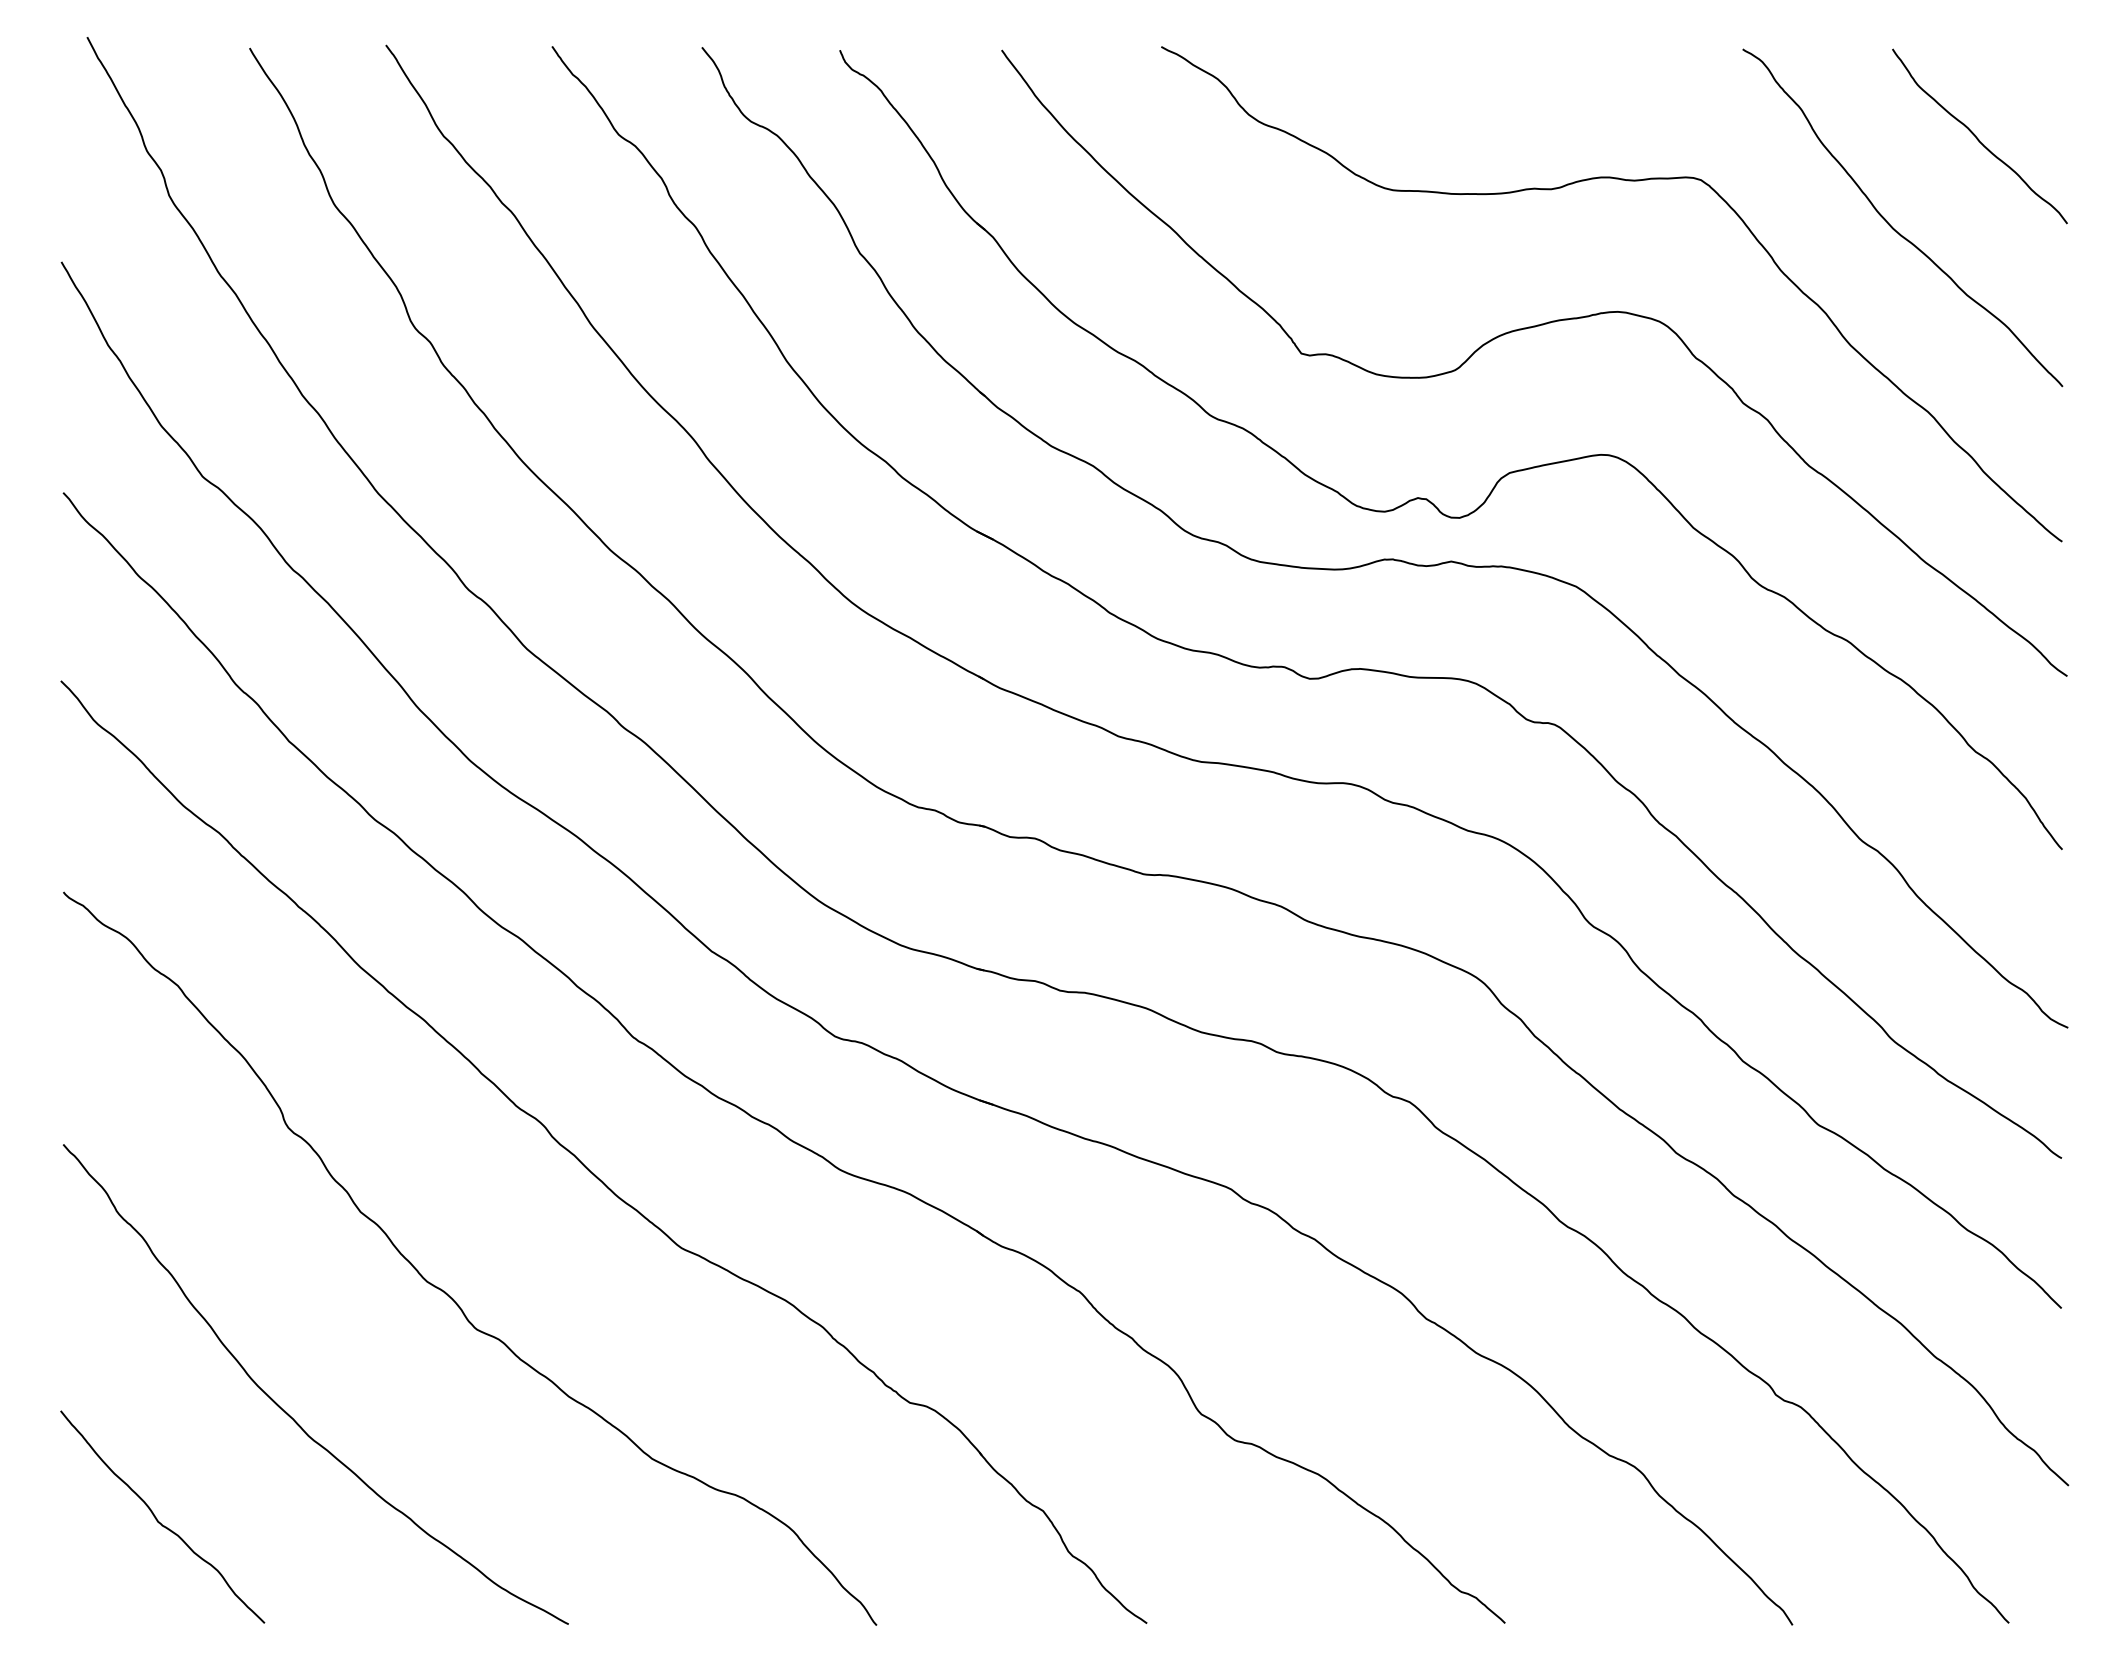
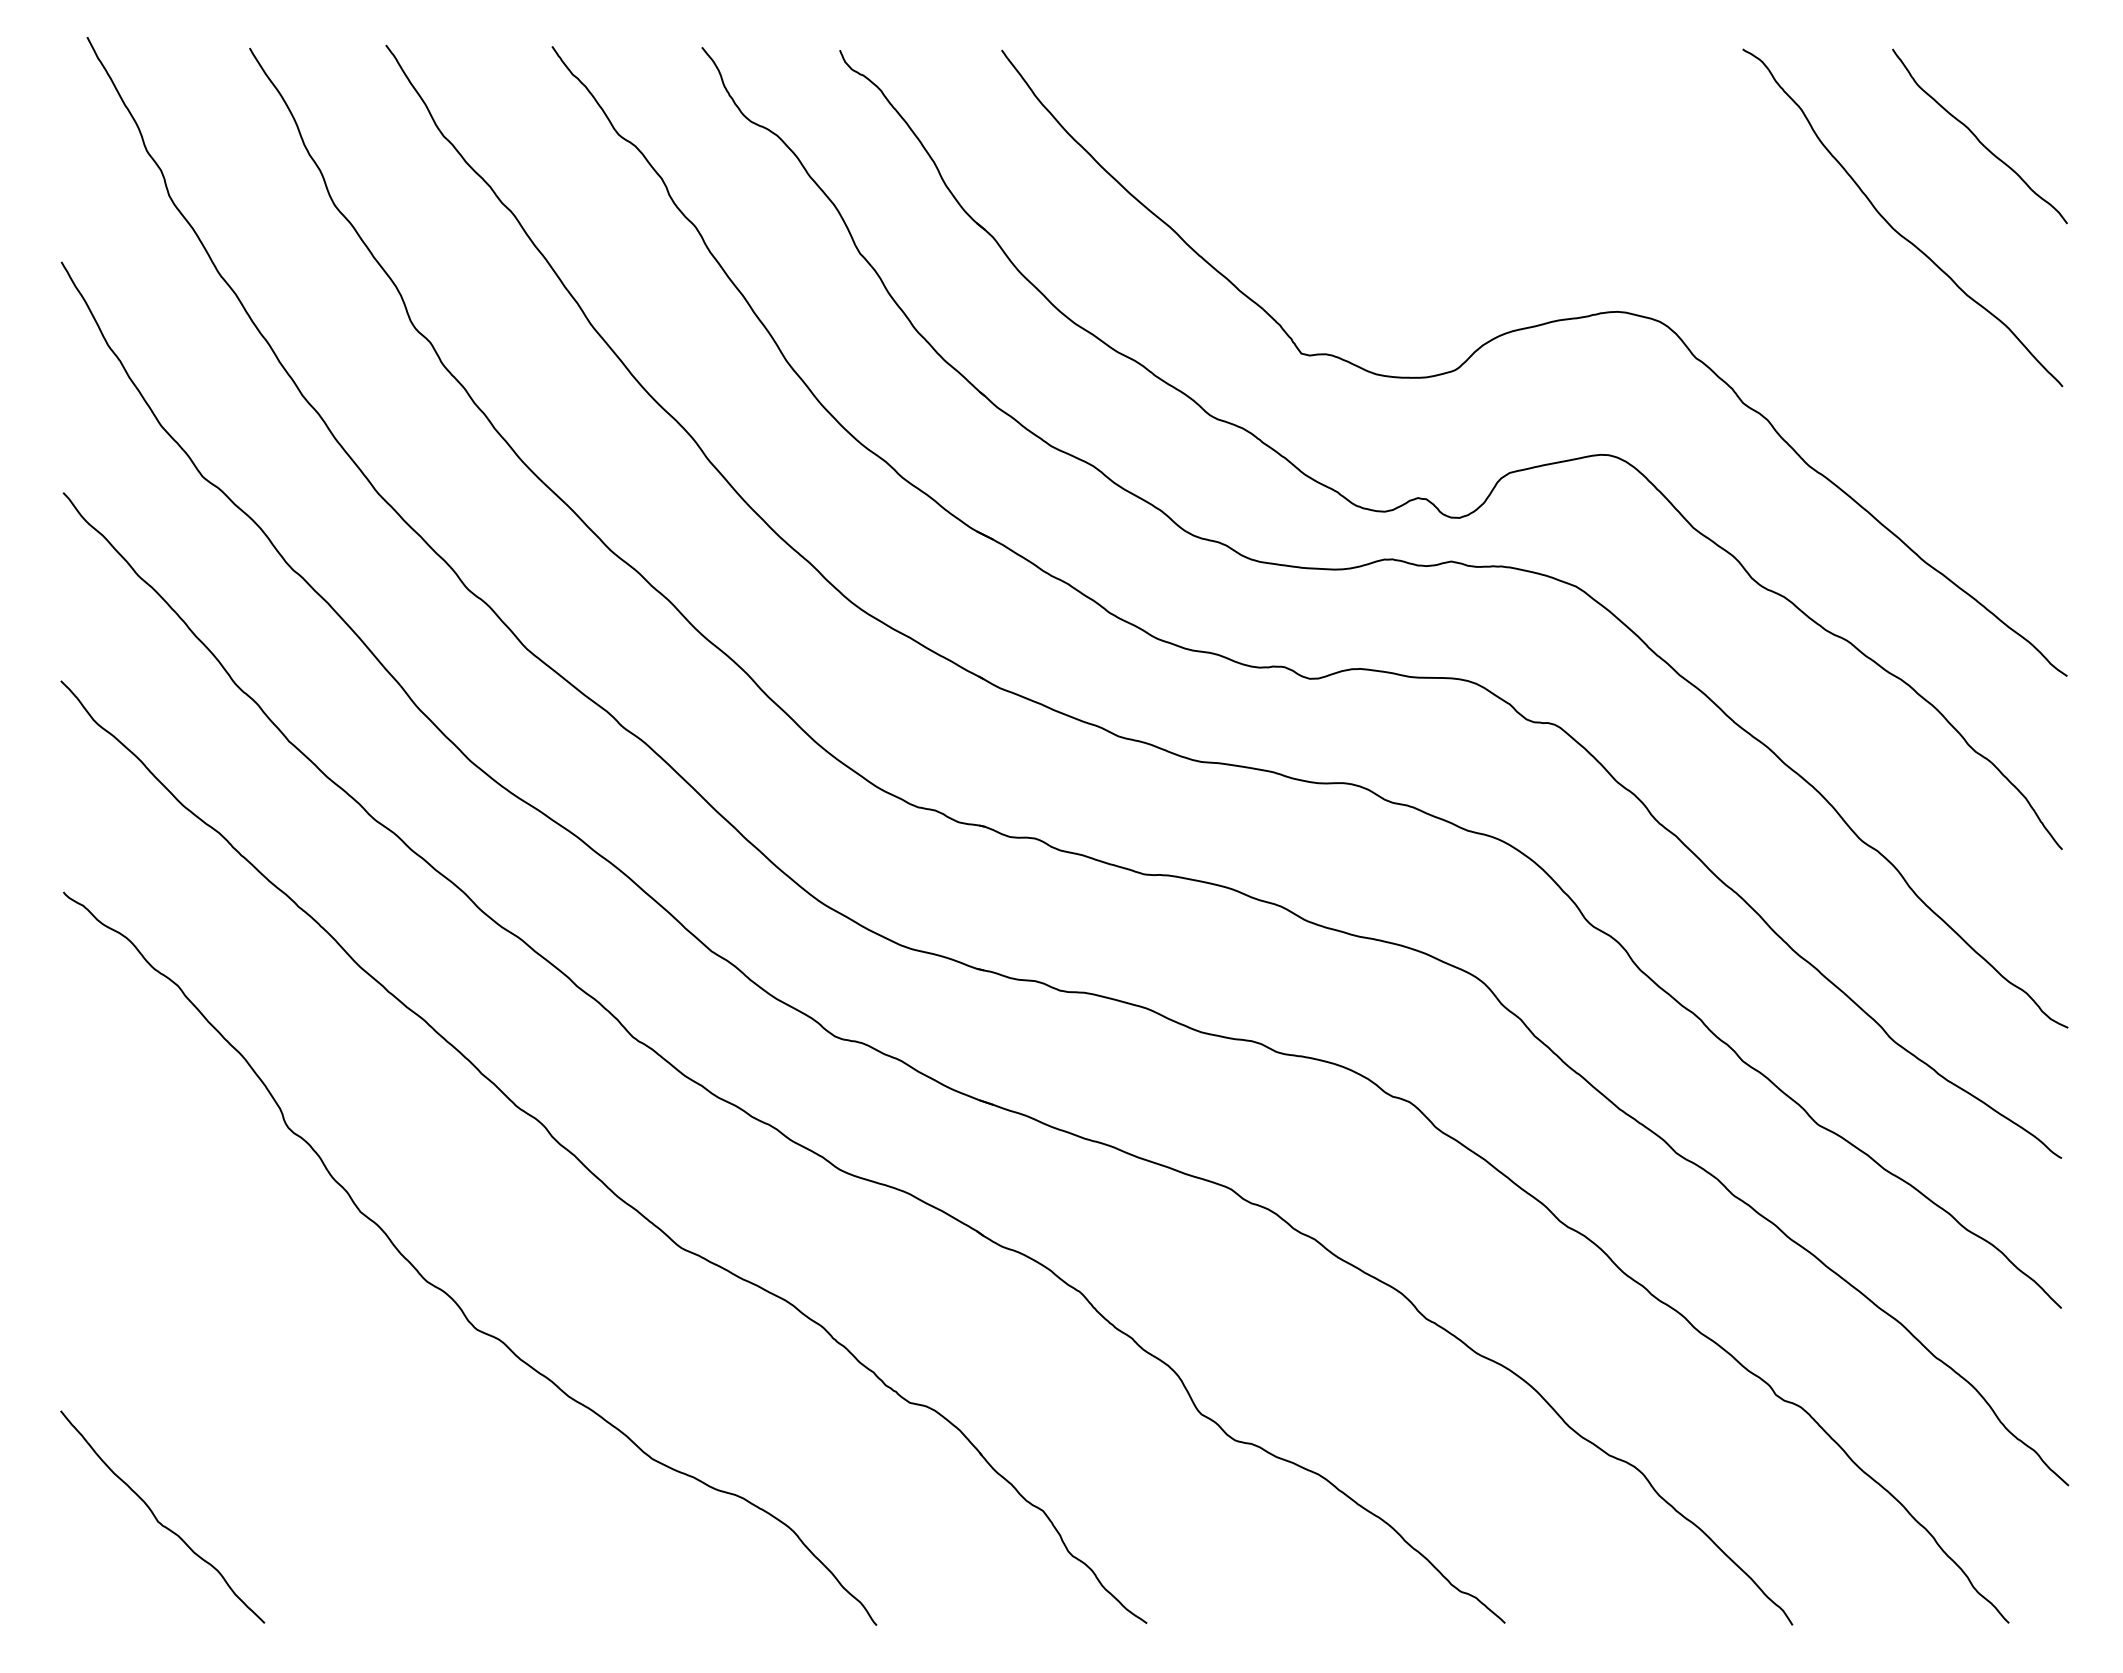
curve: present -> none (1628, 181)
curve: present -> none (287, 1412)
